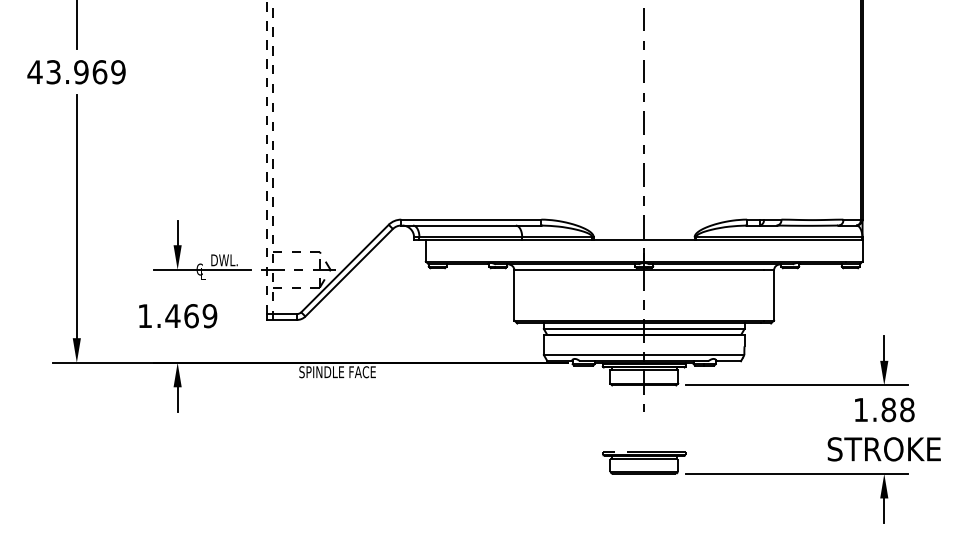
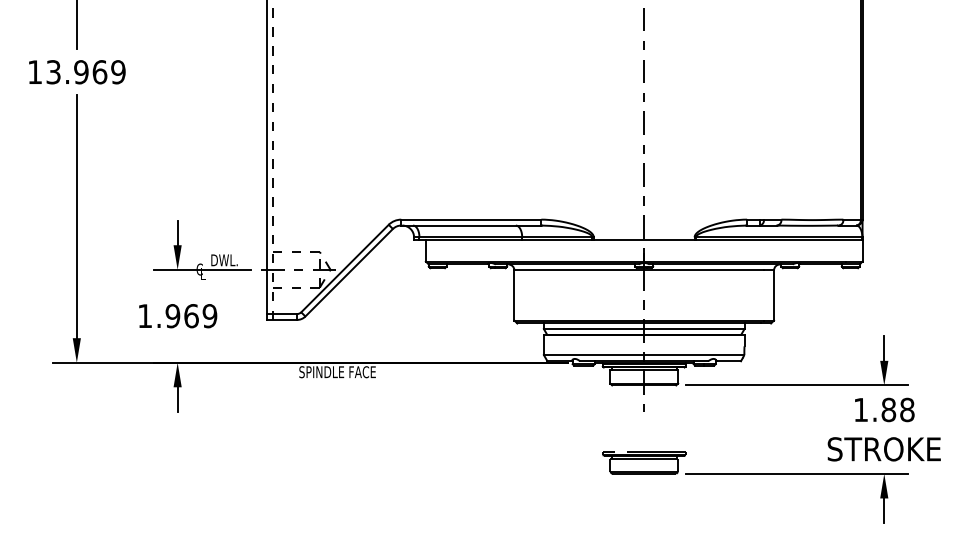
text: 43.969 -> 13.969 (34, 71)
line: dashed -> solid (266, 157)
text: 1.469 -> 1.969 (172, 316)
